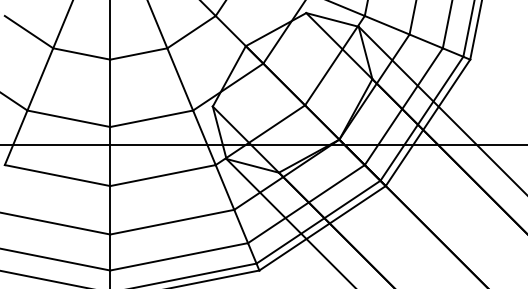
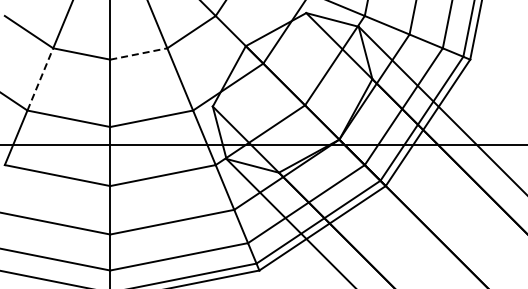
line: solid -> dashed (139, 53)
line: solid -> dashed (40, 79)
